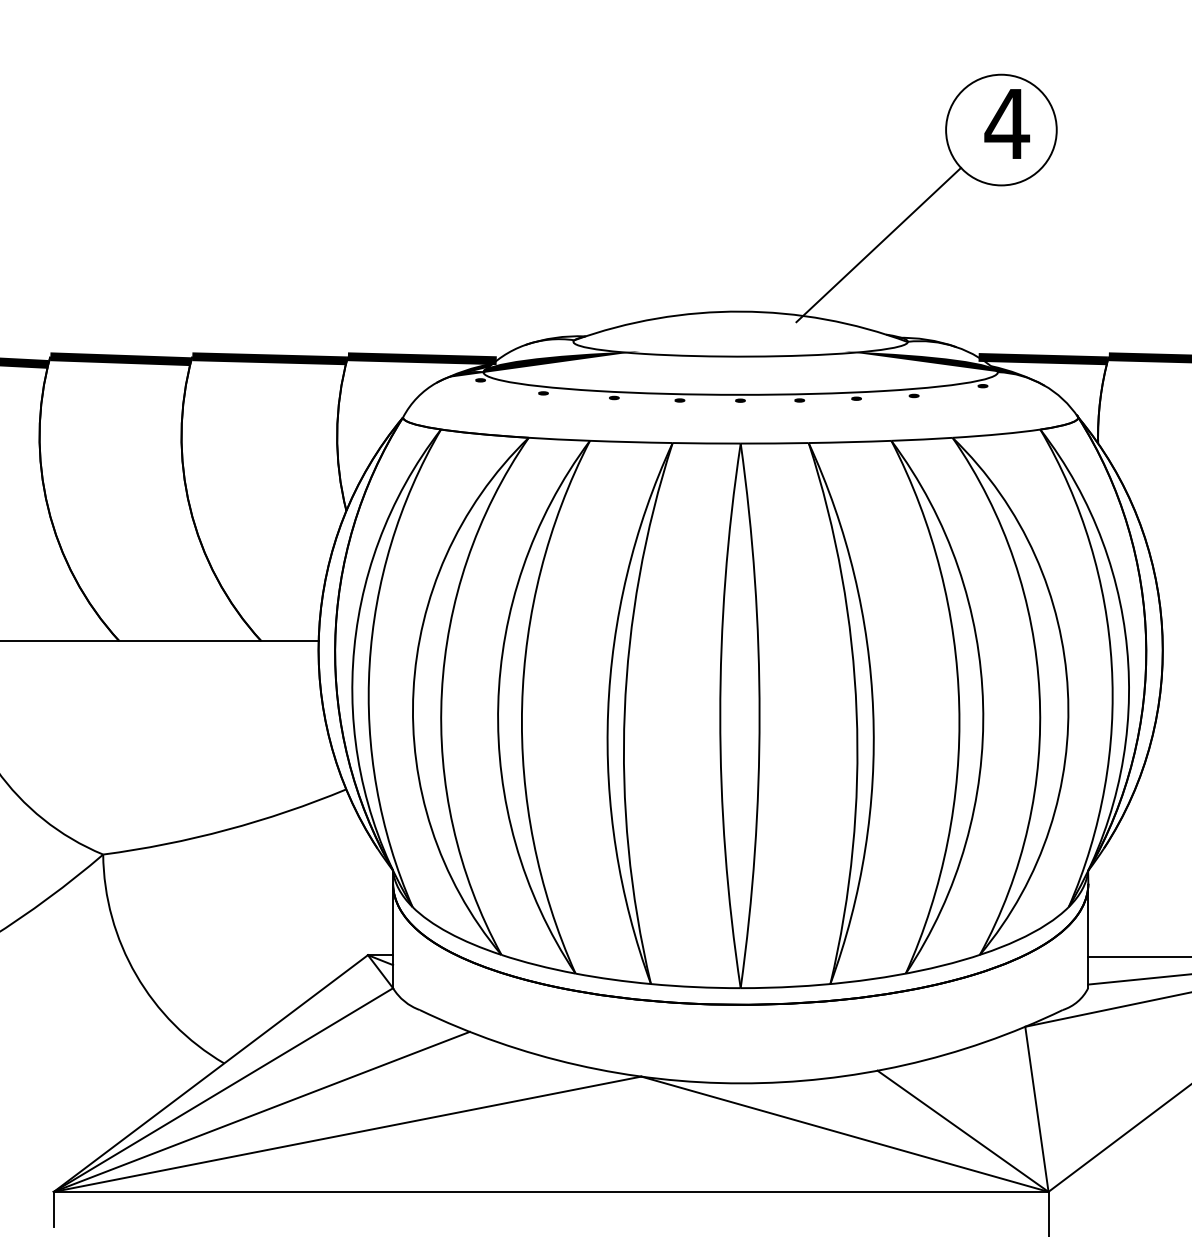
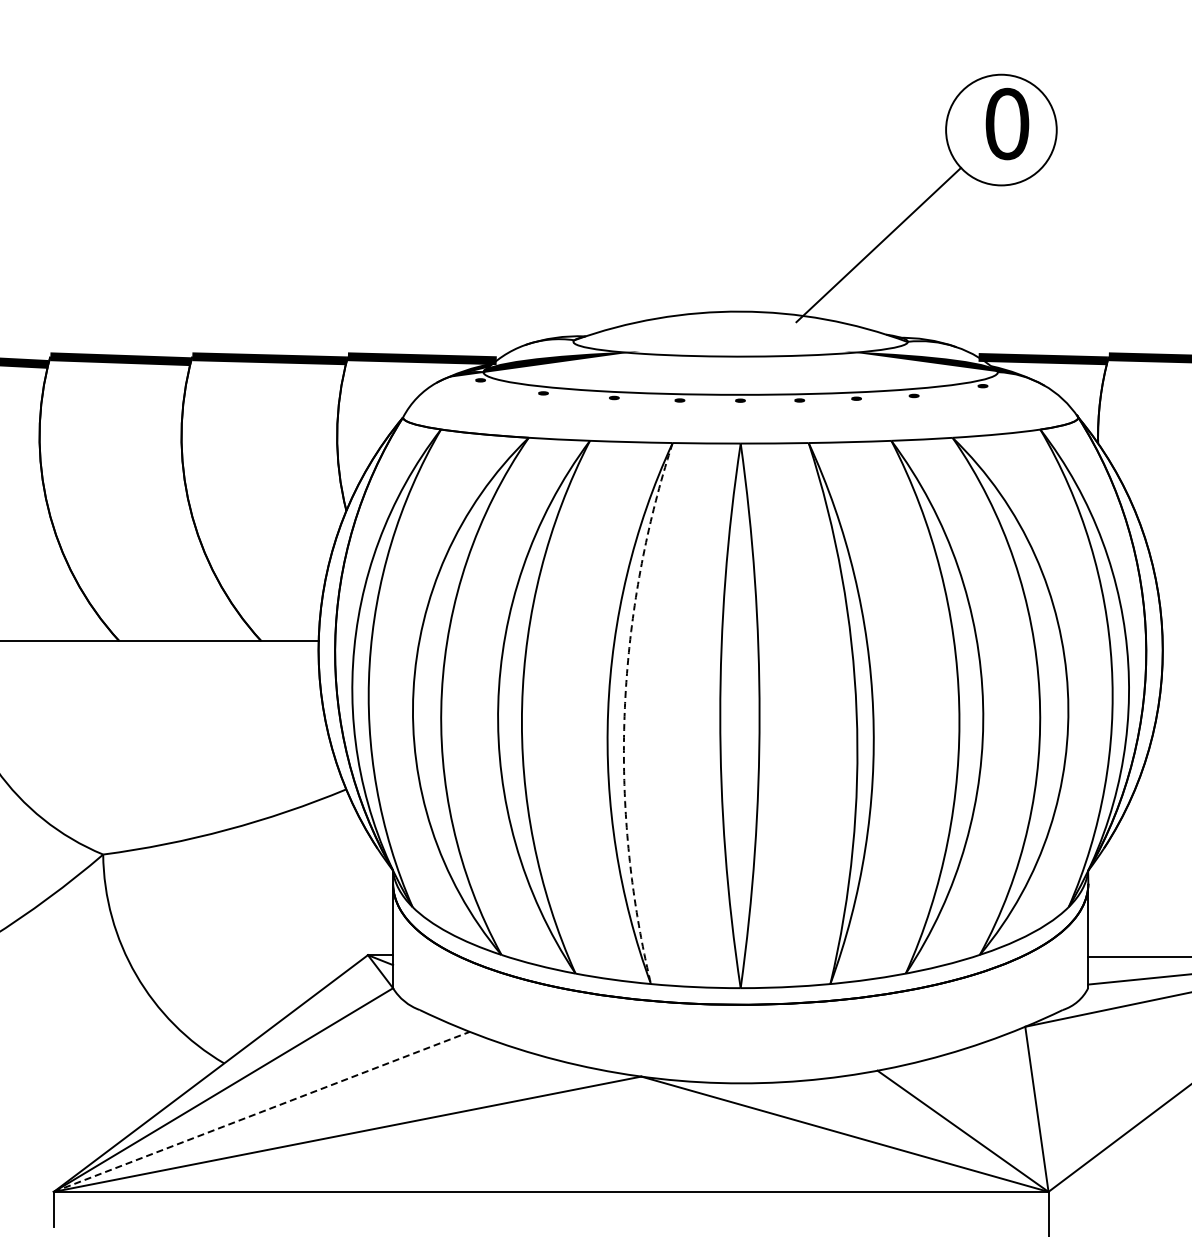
text: 4 -> 0 (1007, 123)
arc: solid -> dashed (624, 712)
line: solid -> dashed (261, 1111)
